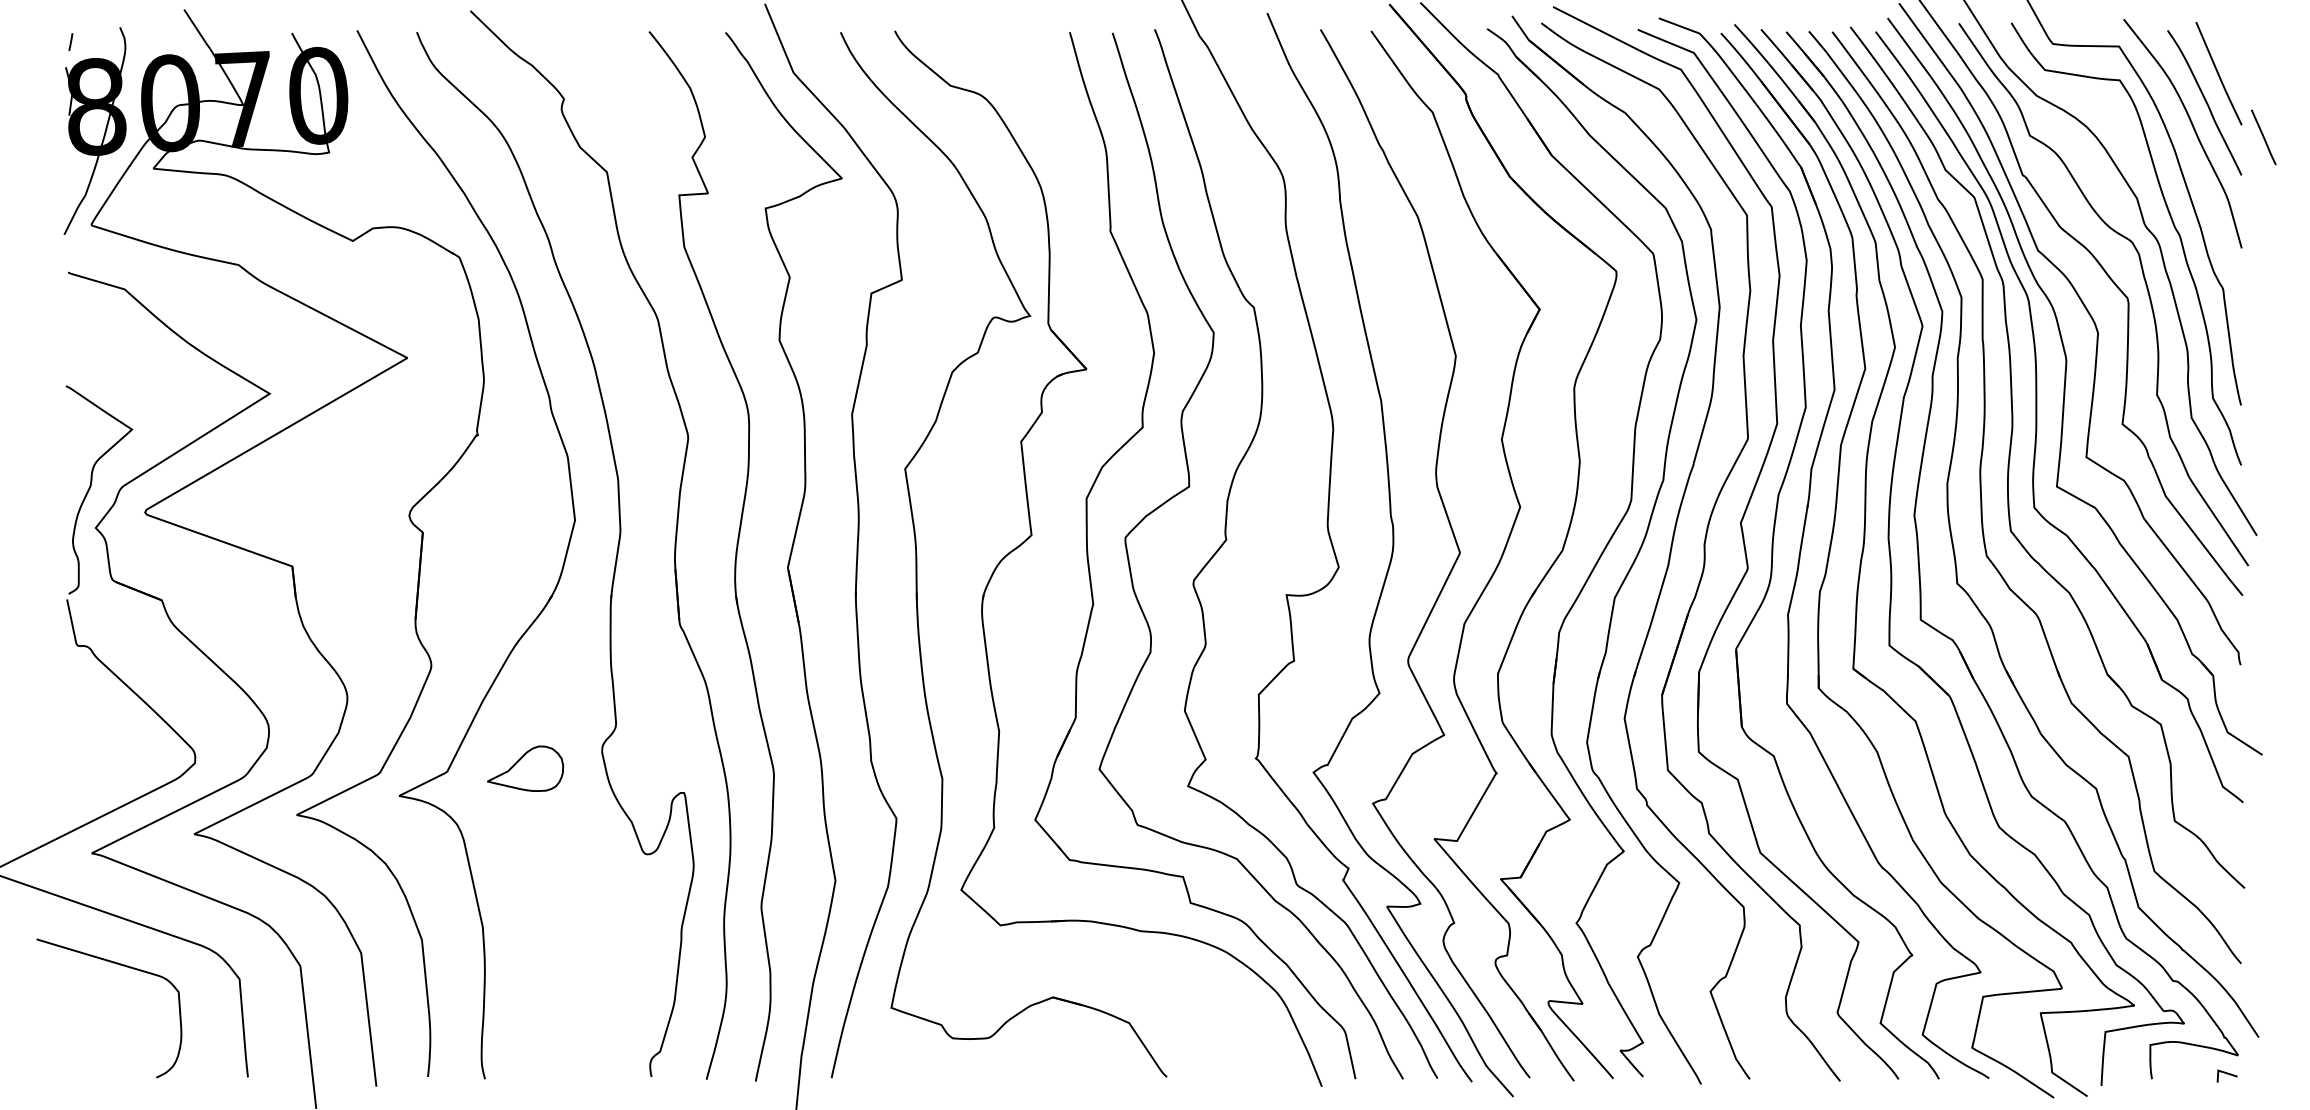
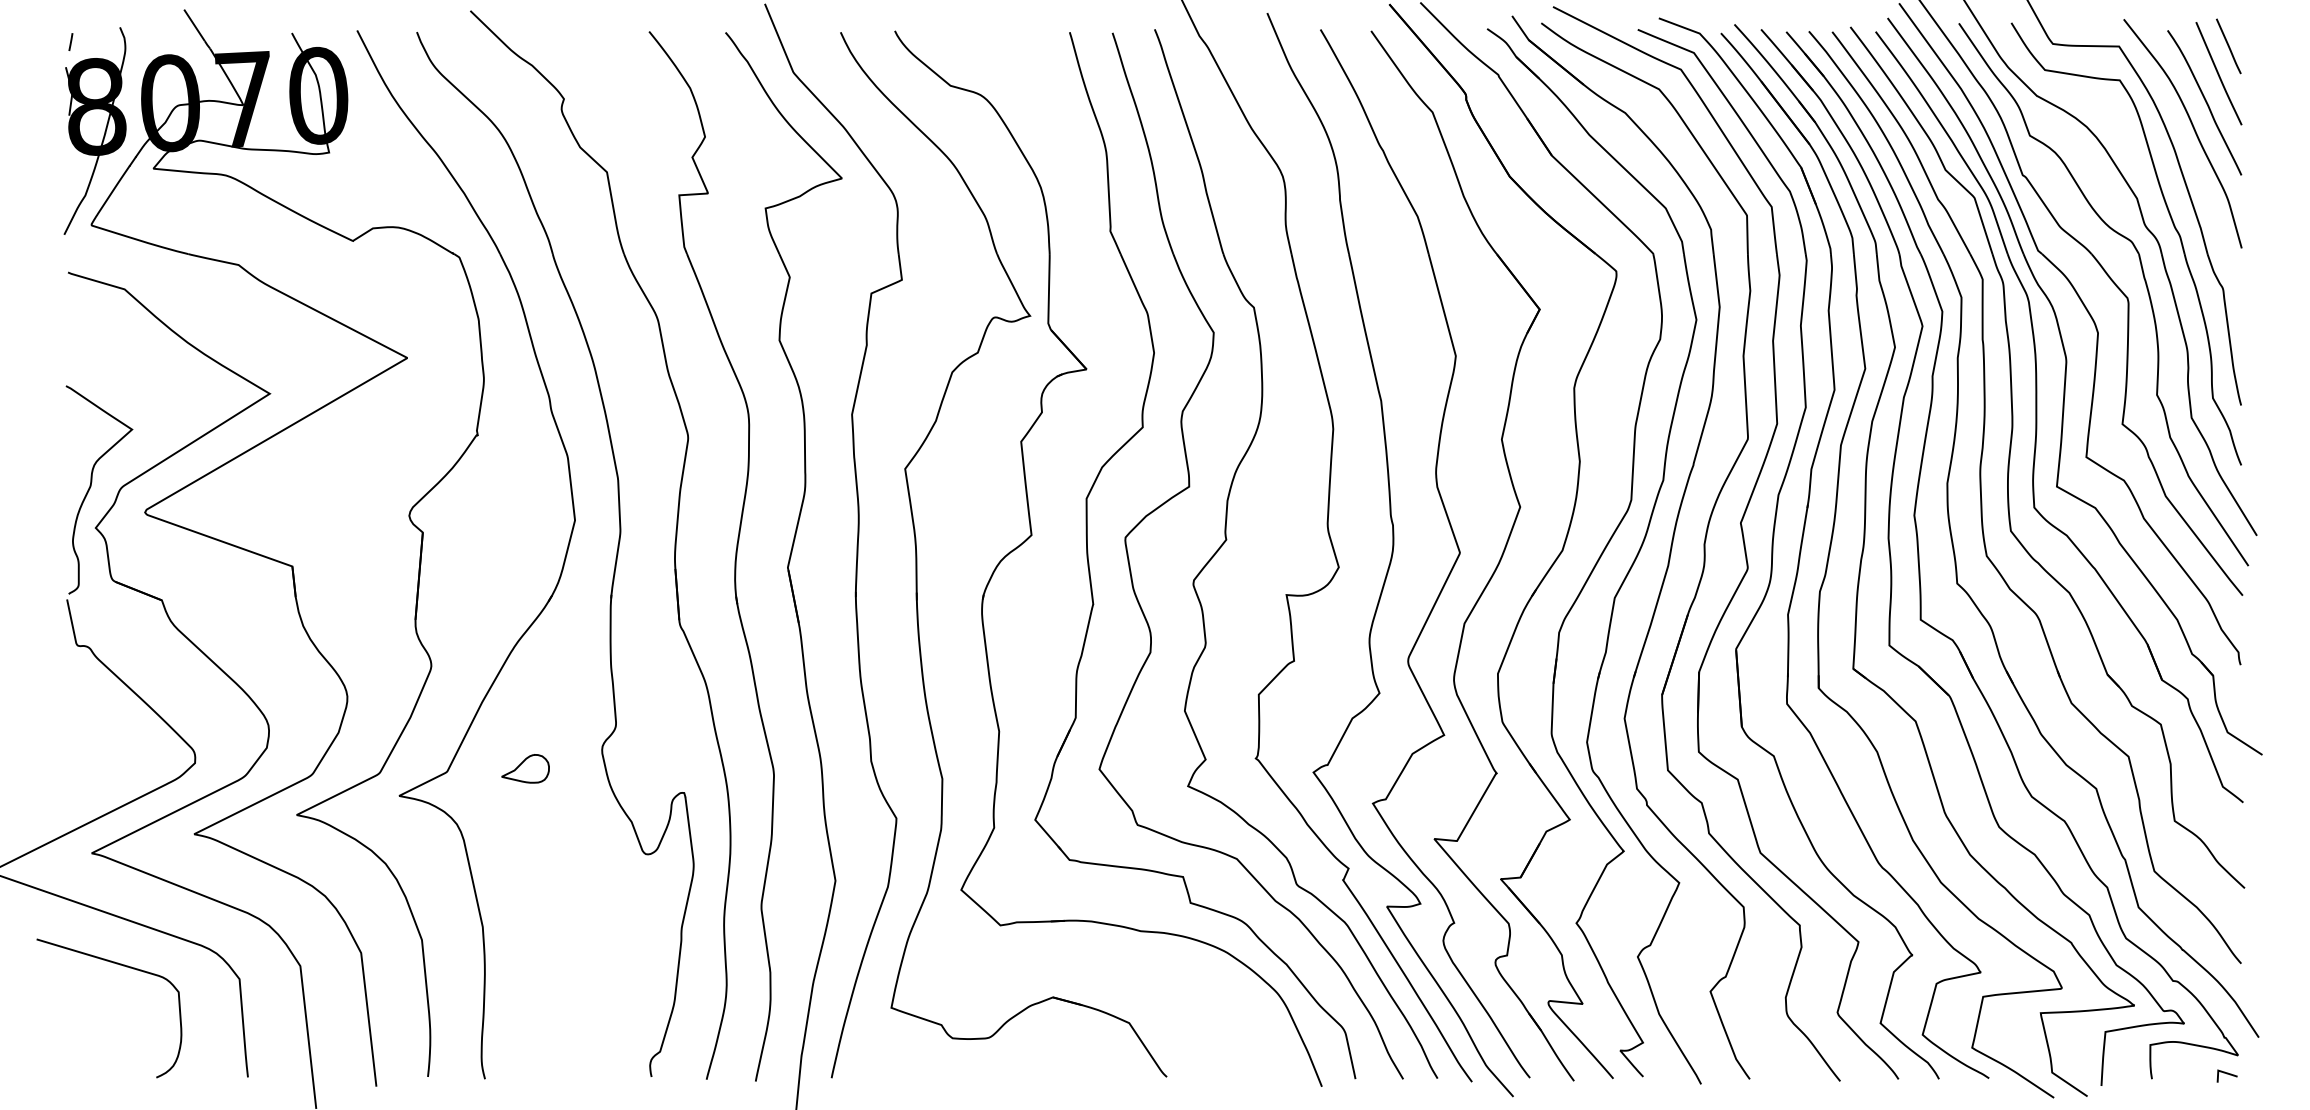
line position: (2263, 137) -> (2228, 46) (2228, 46)
part size: 78x47 px -> 49x30 px (525, 768)
